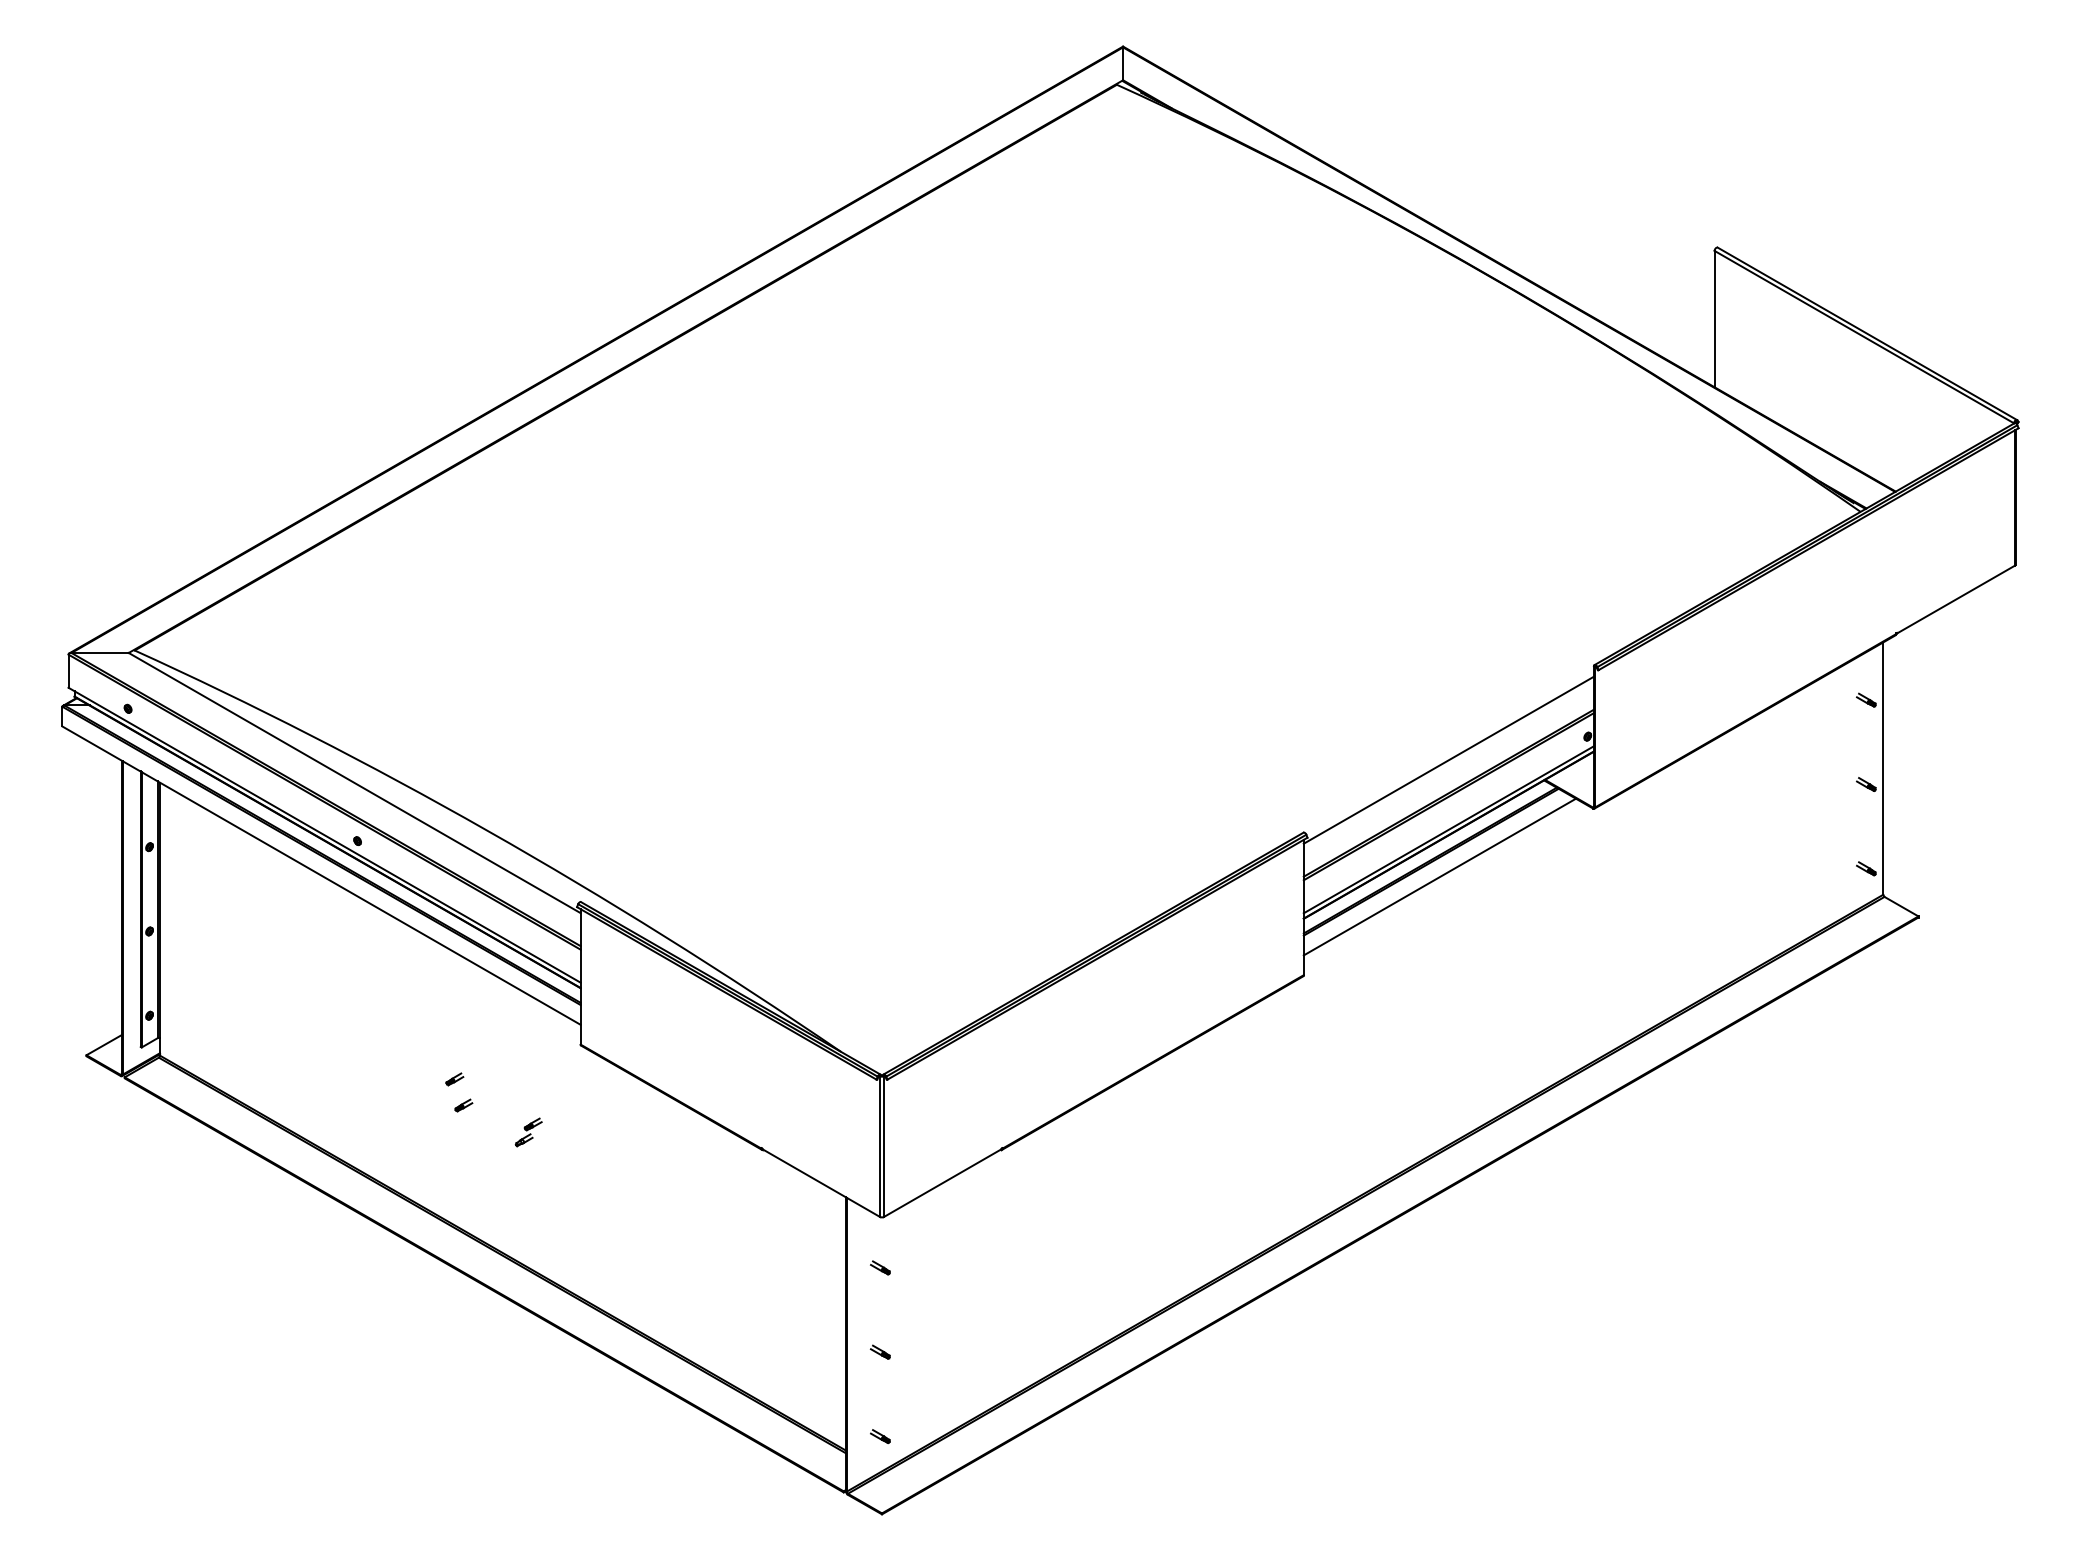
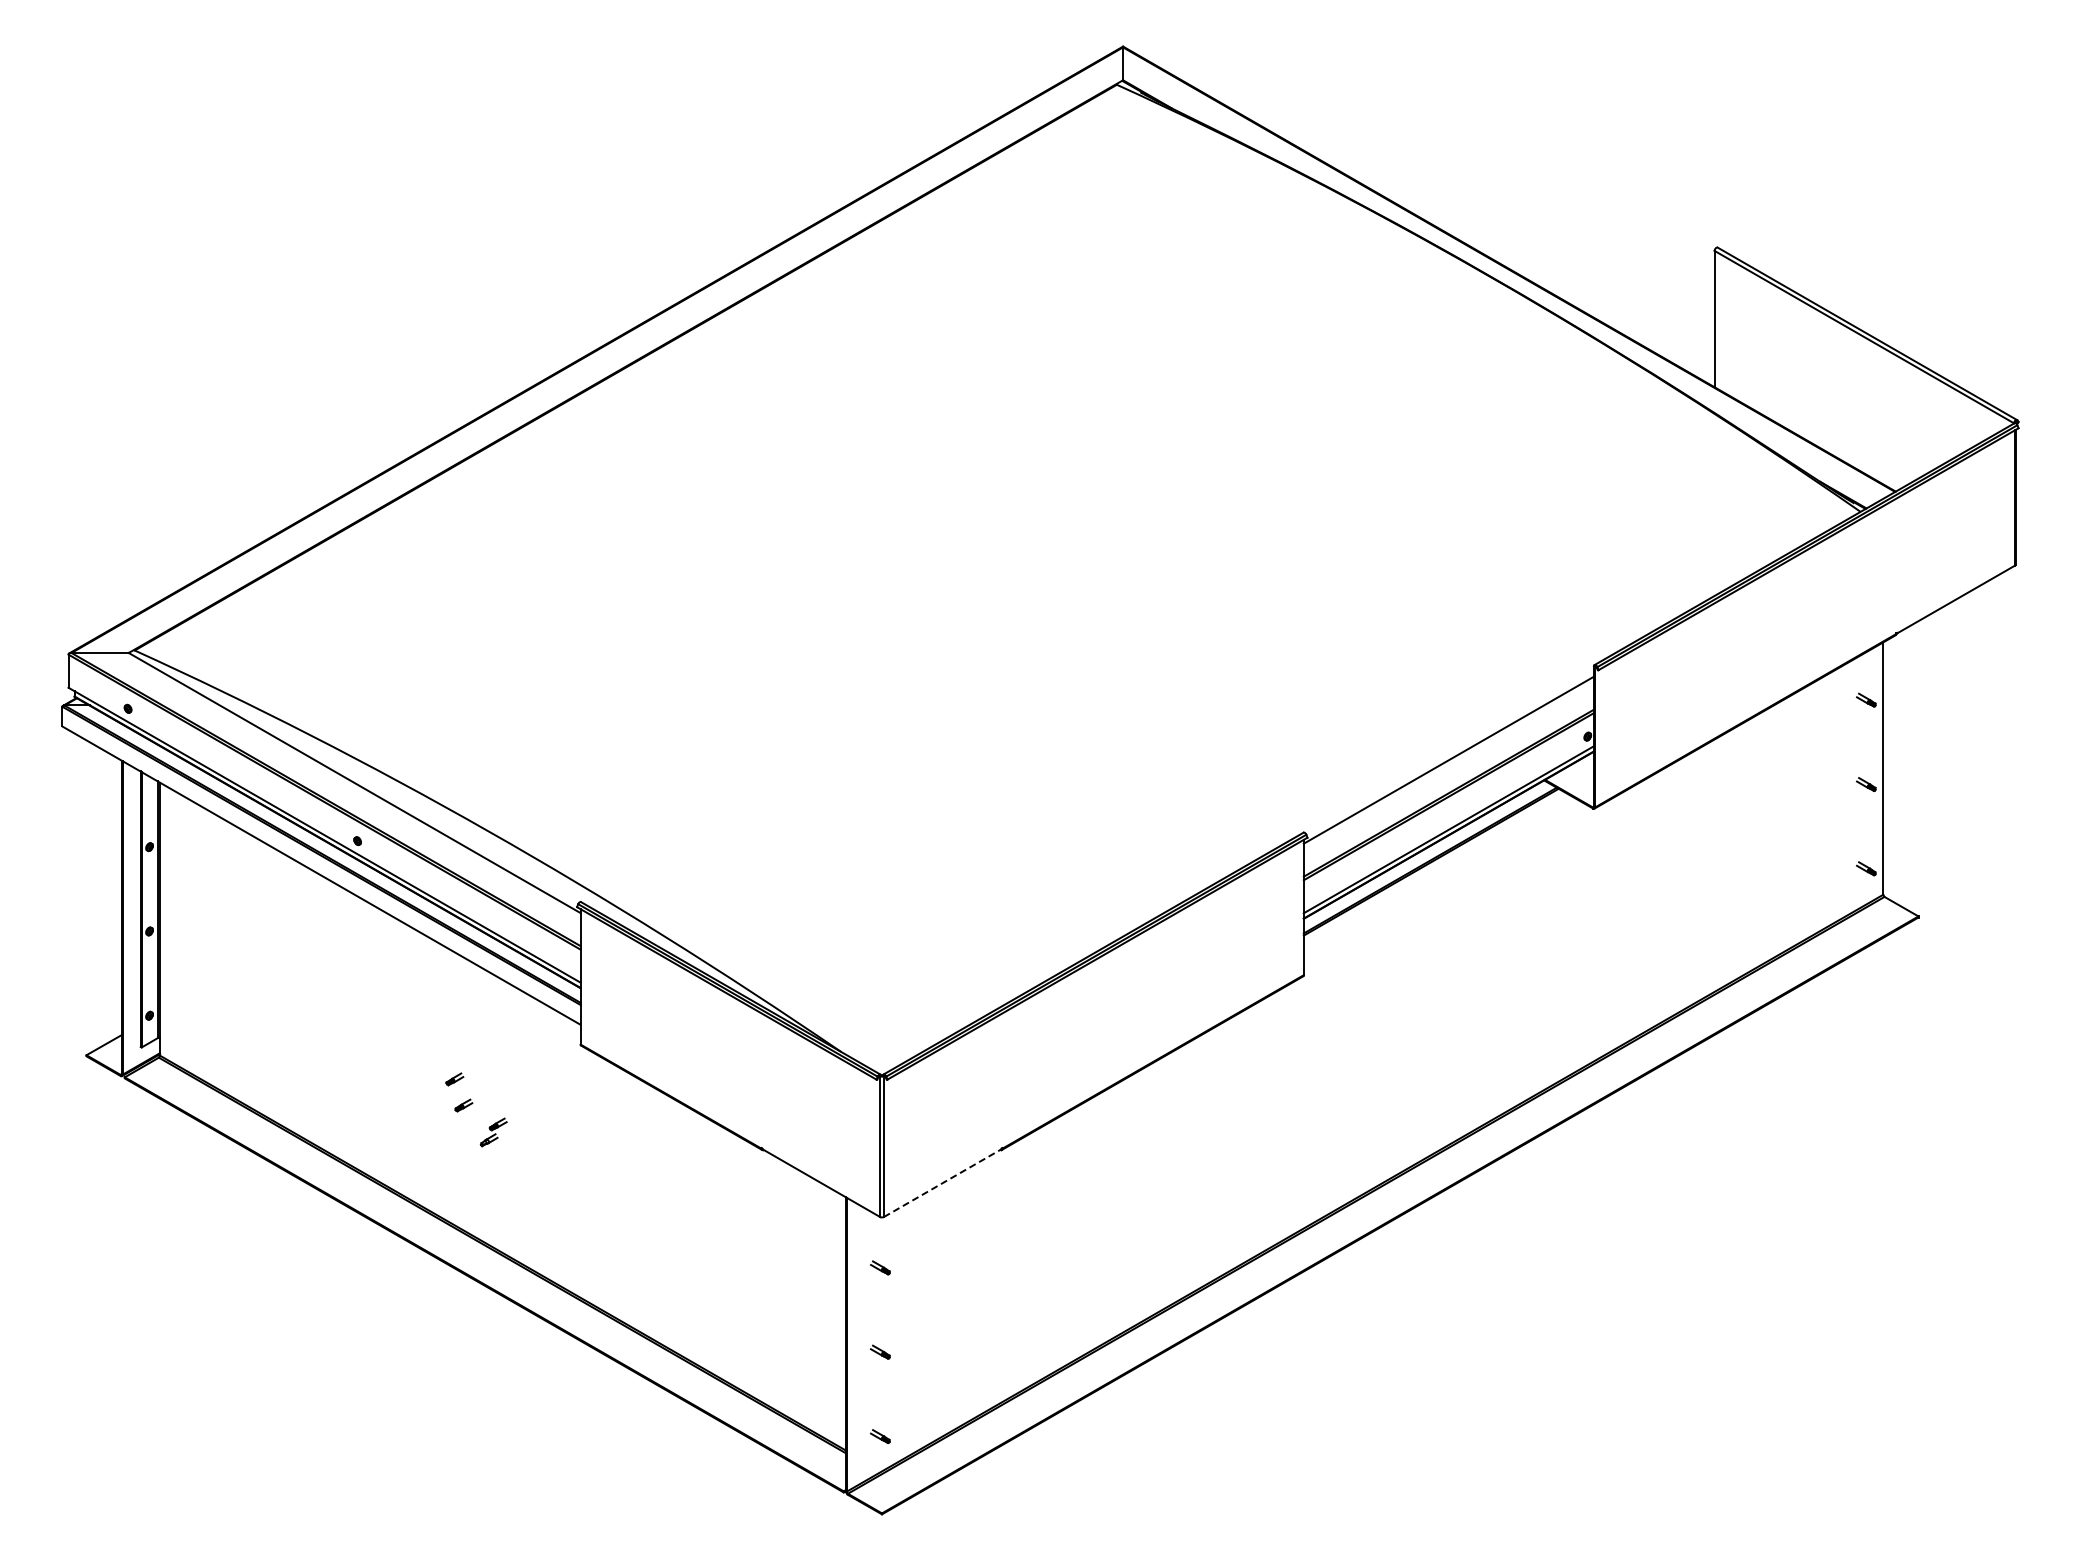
line: present -> none (1439, 876)
part position: (528, 1132) -> (493, 1132) (493, 1132)
line: solid -> dashed (942, 1183)
